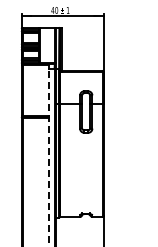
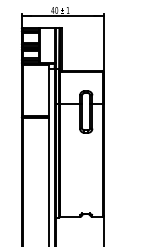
line: dashed -> solid (49, 157)
